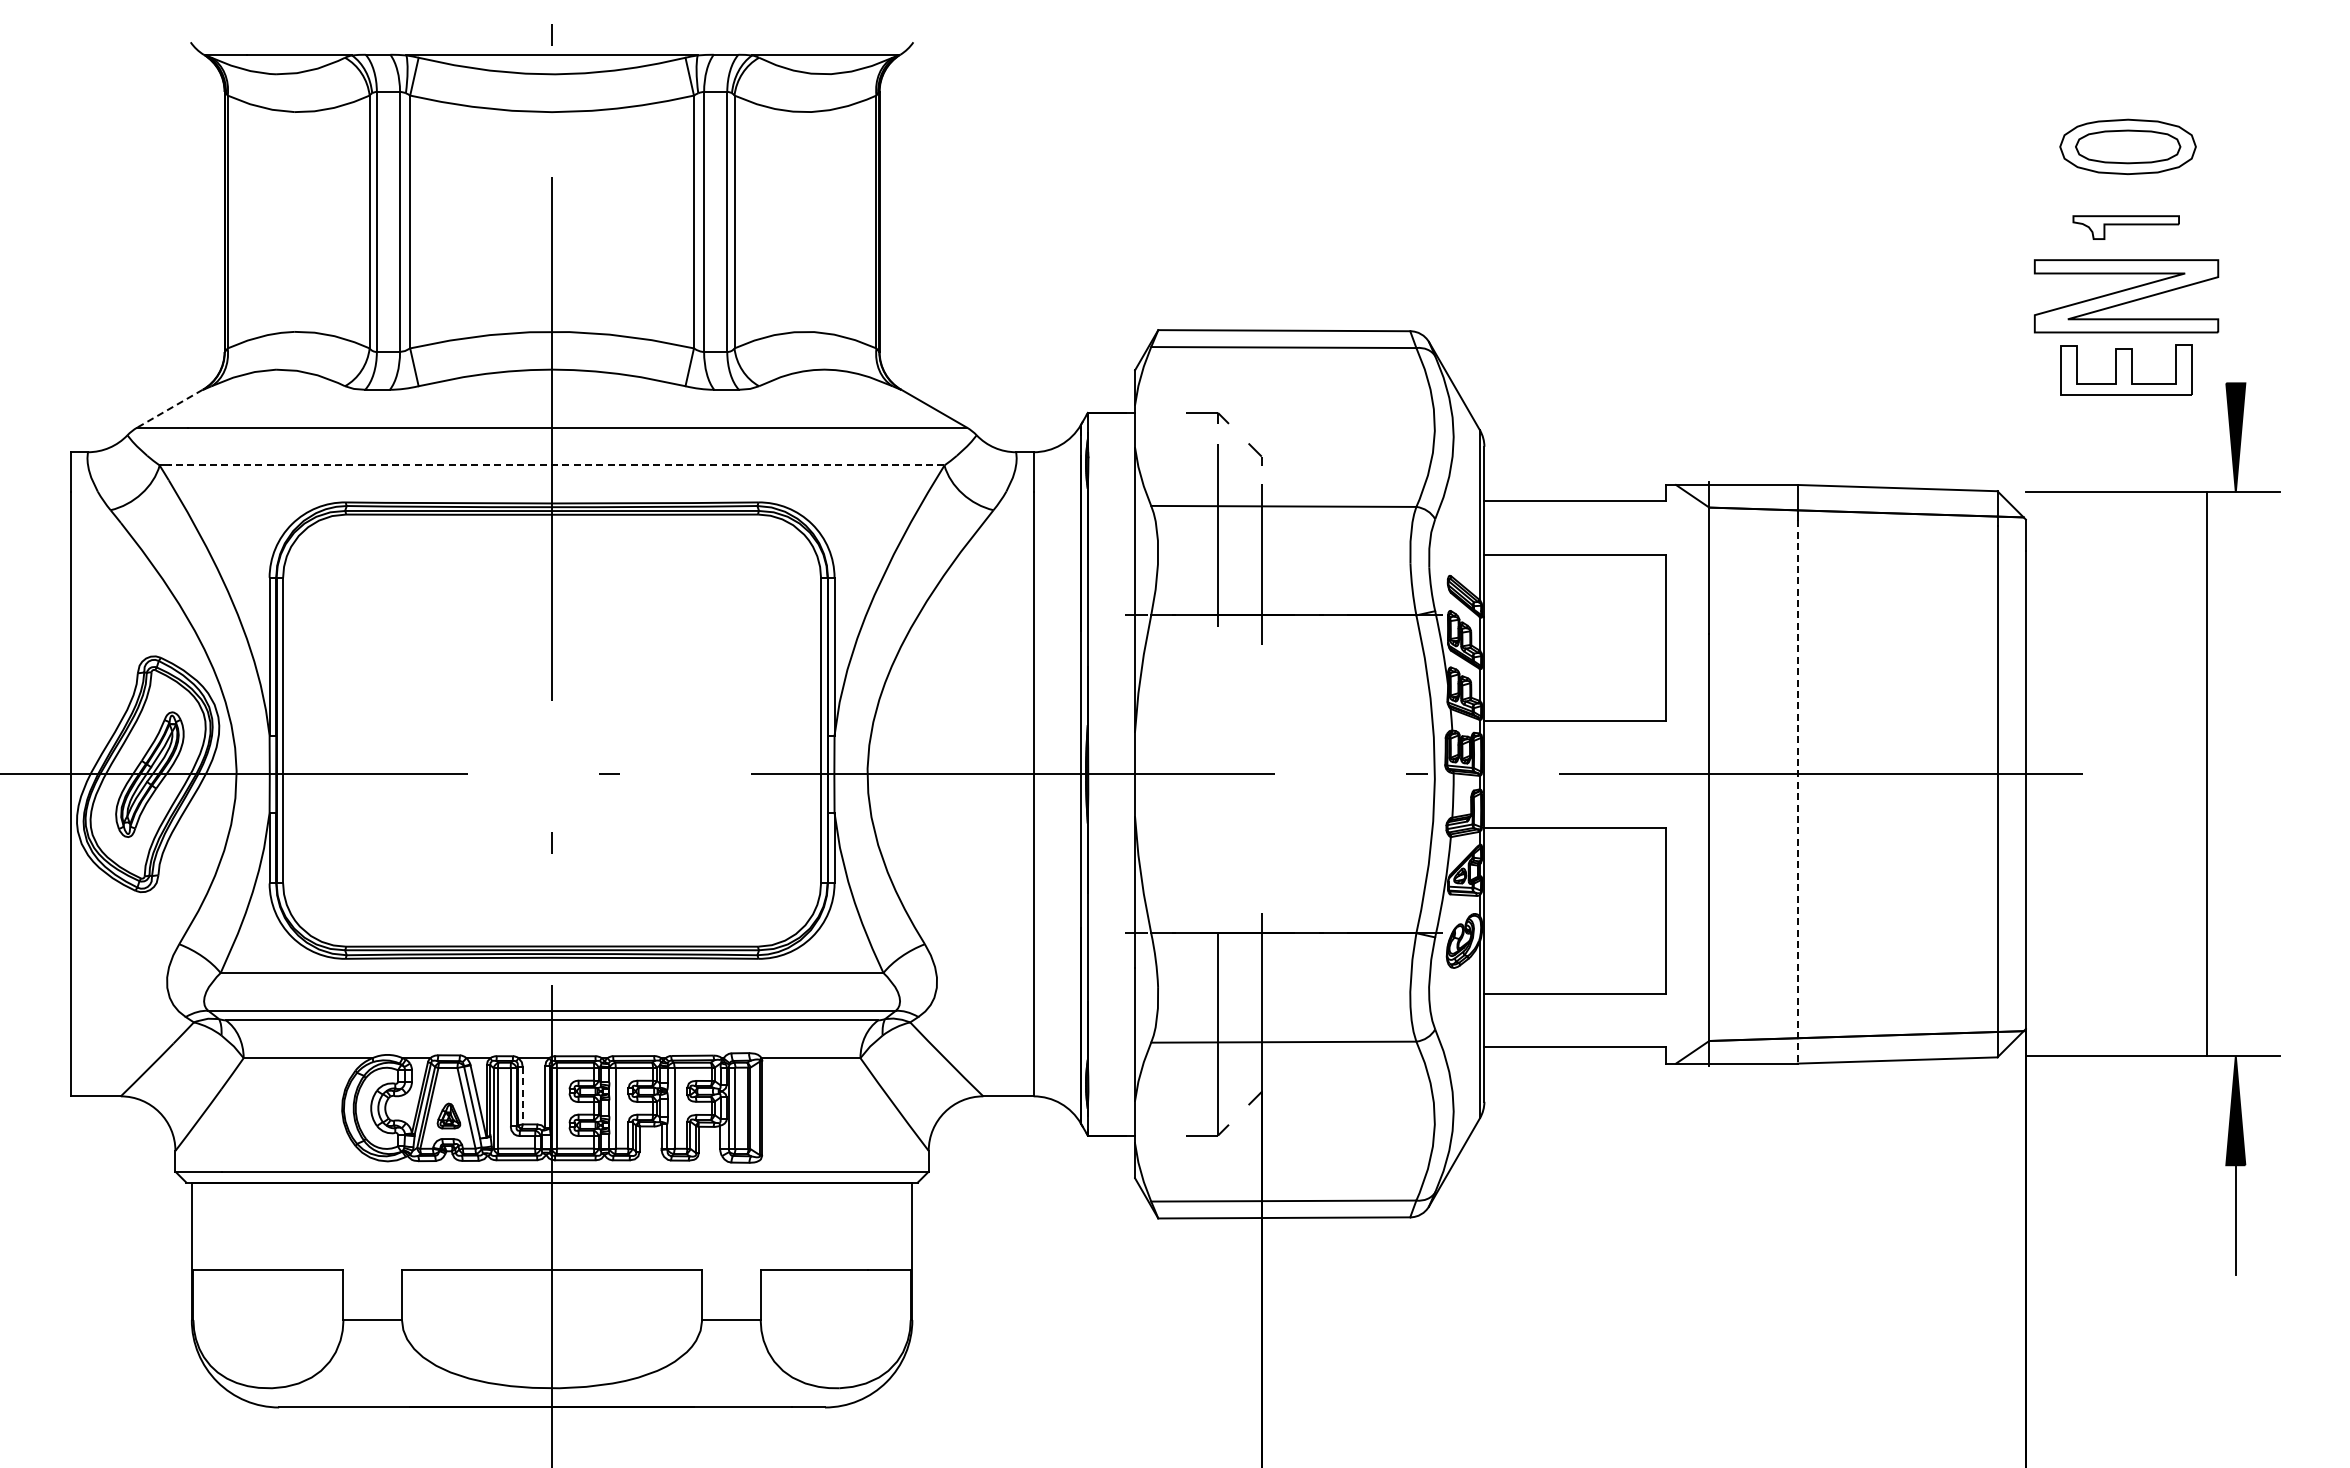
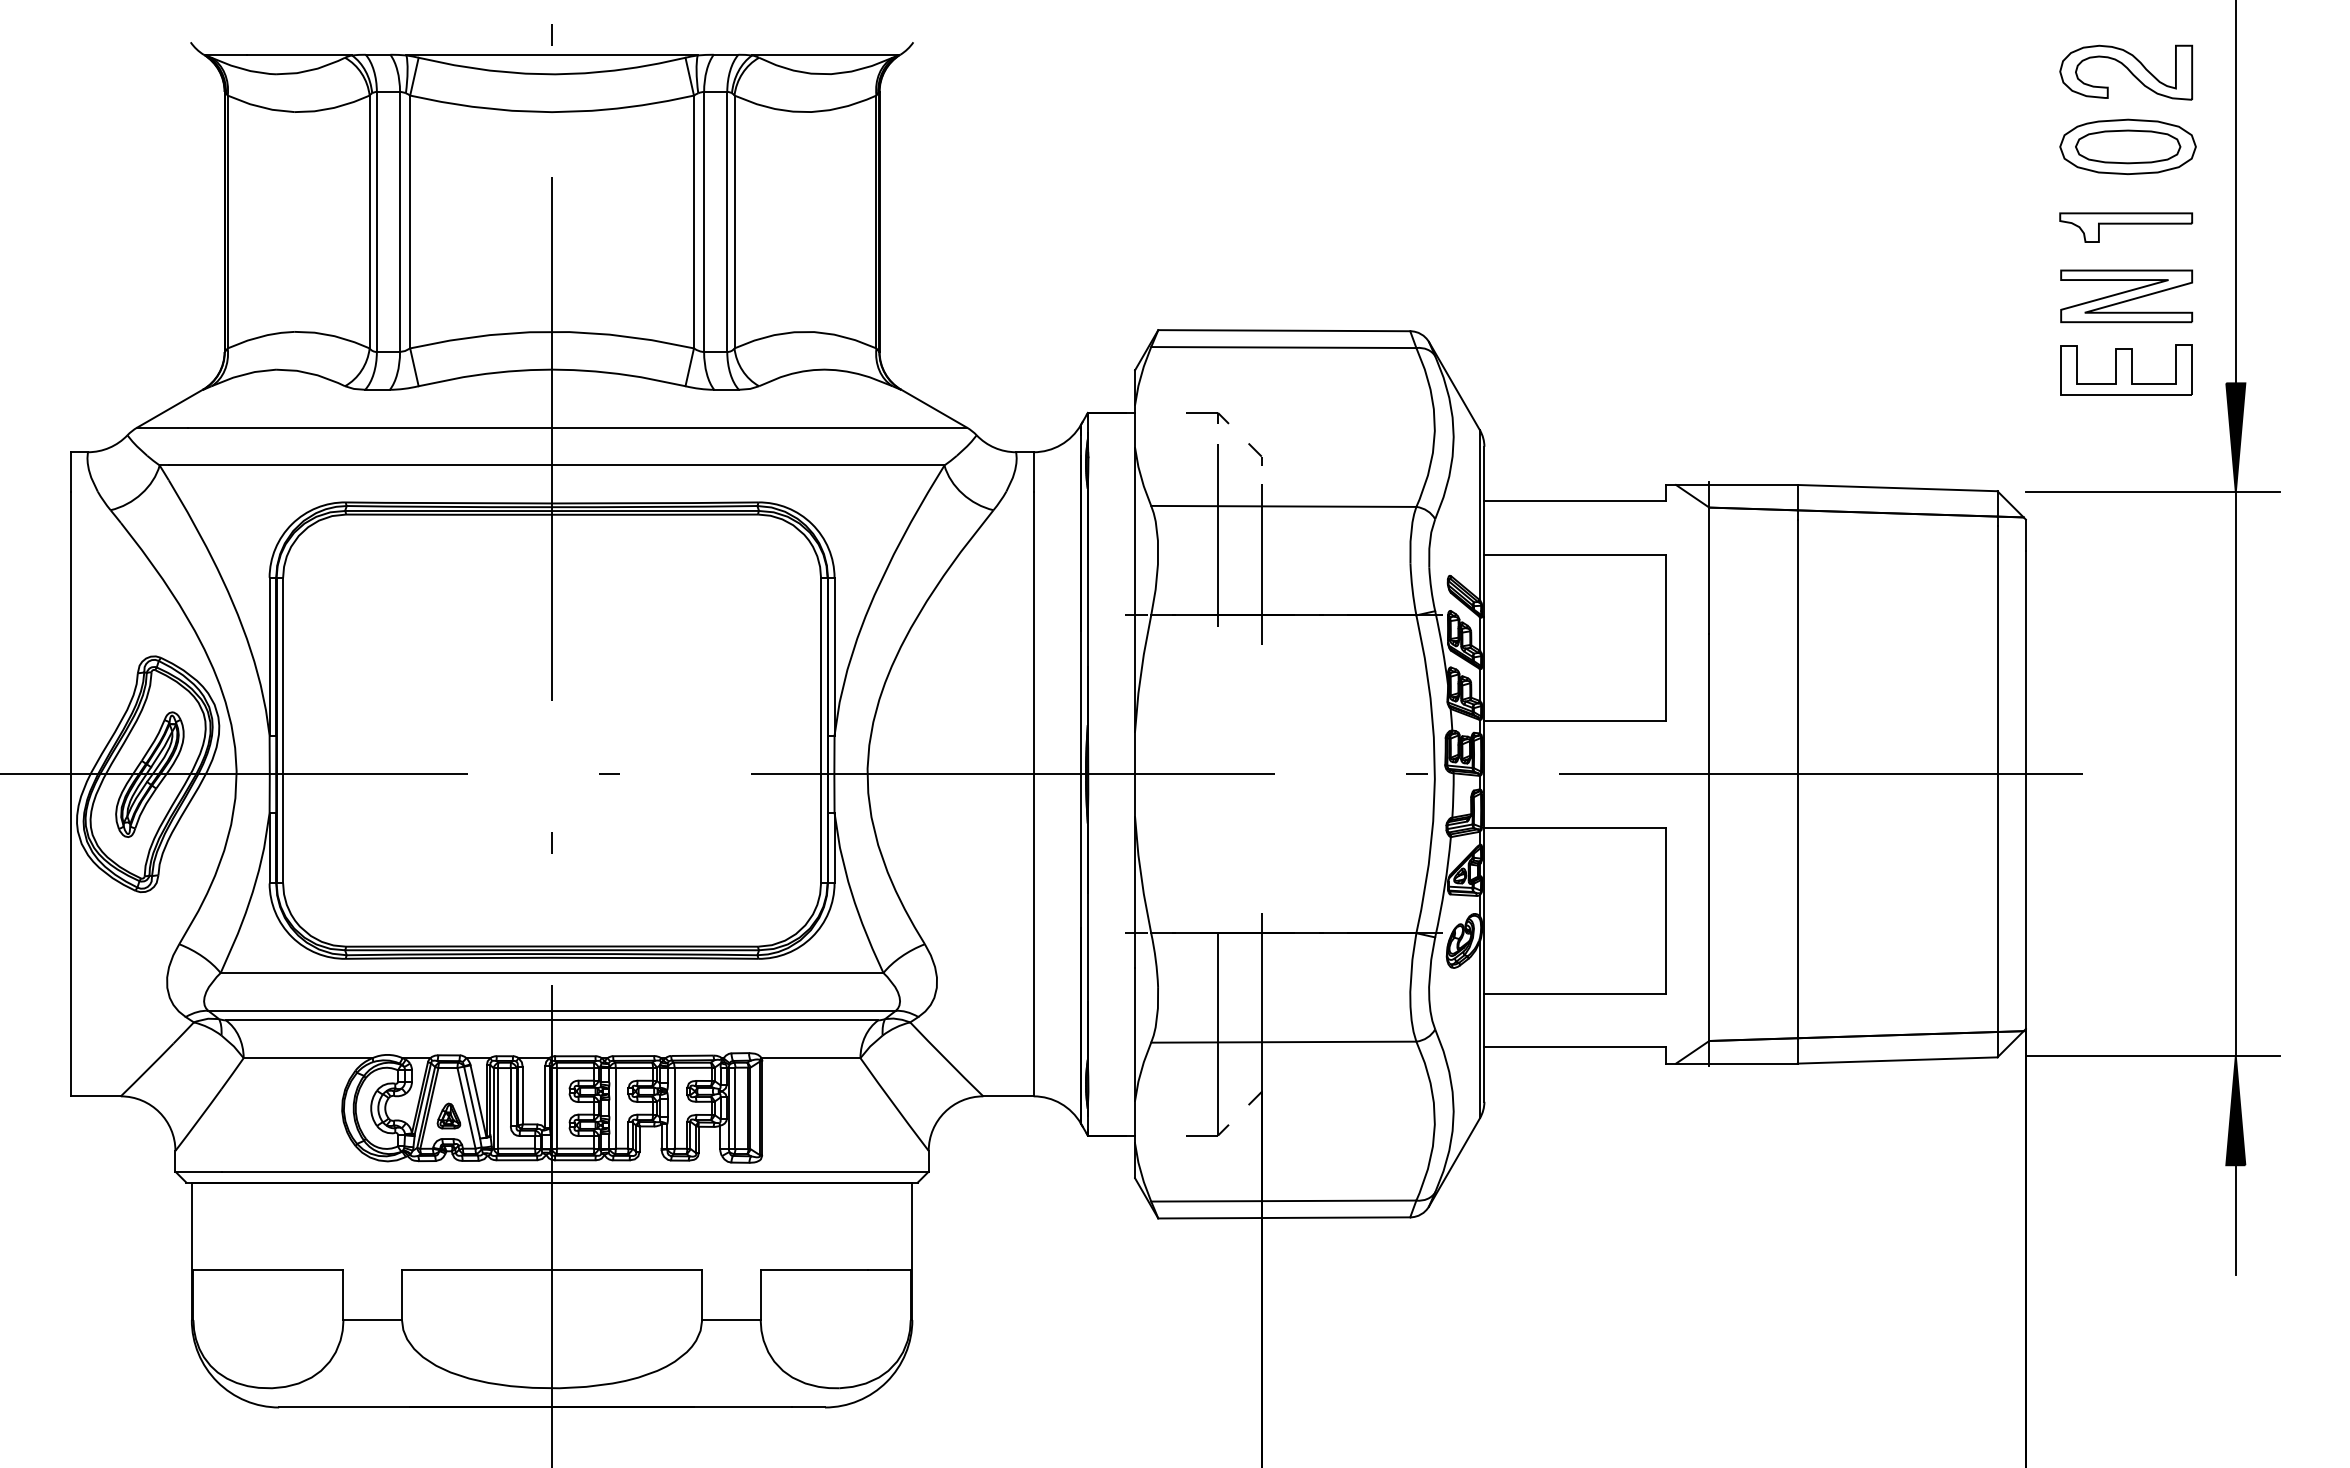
part: none -> present (2126, 72)
line: none -> present (2235, 192)
part size: 108x25 px -> 135x31 px (2126, 227)
part size: 187x75 px -> 134x55 px (2126, 296)
line: dashed -> solid (169, 408)
line: dashed -> solid (556, 465)
line position: (2206, 774) -> (2235, 774) (2235, 774)
line: dashed -> solid (1797, 792)
line: dashed -> solid (522, 1095)
